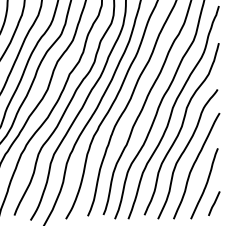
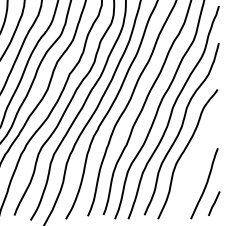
curve: present -> none (194, 165)
